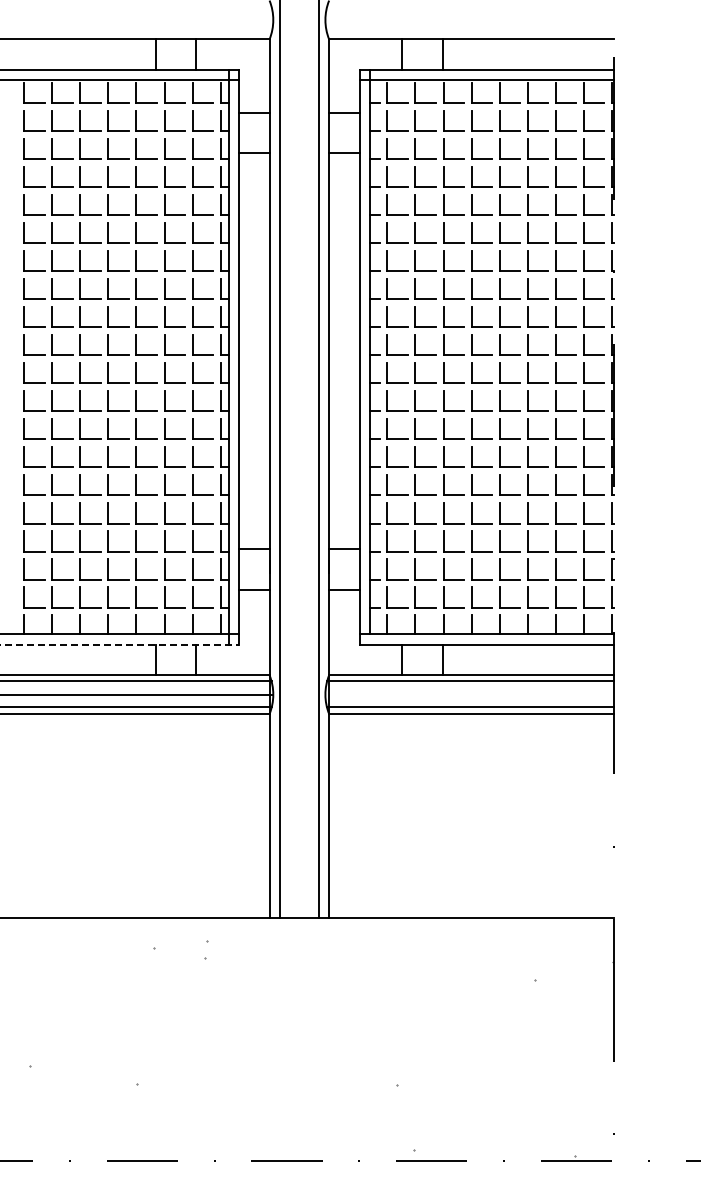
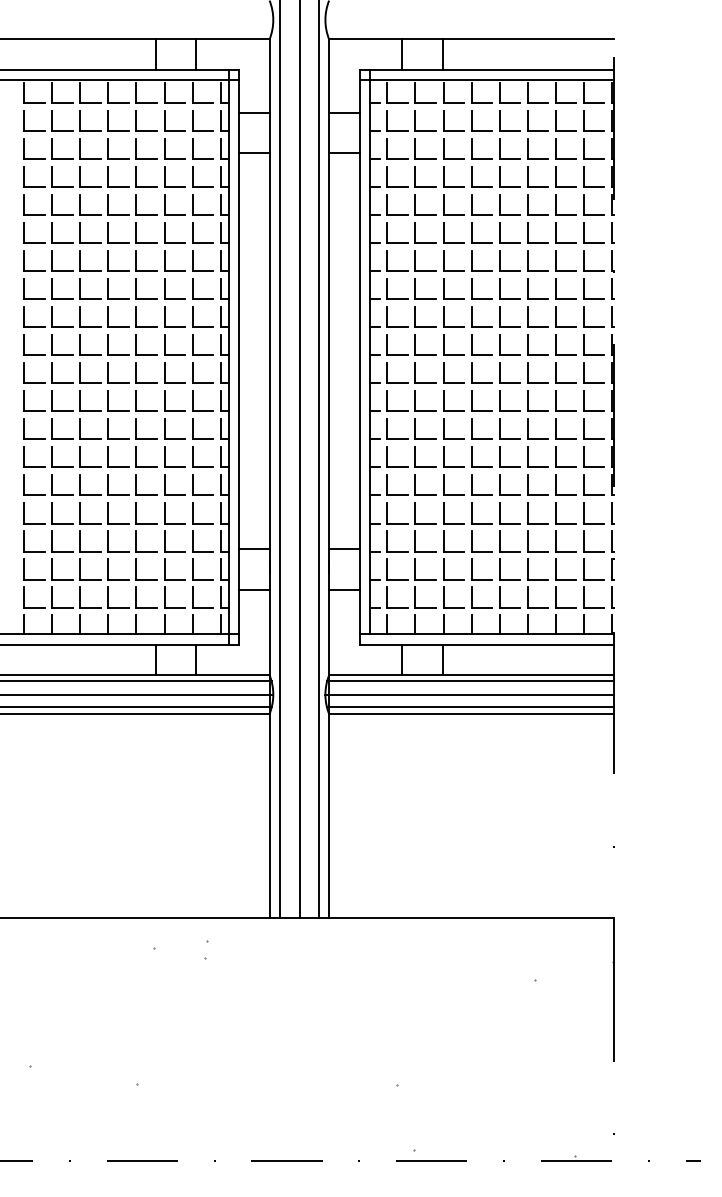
line: none -> present (299, 459)
line: dashed -> solid (120, 644)
line: none -> present (469, 694)
